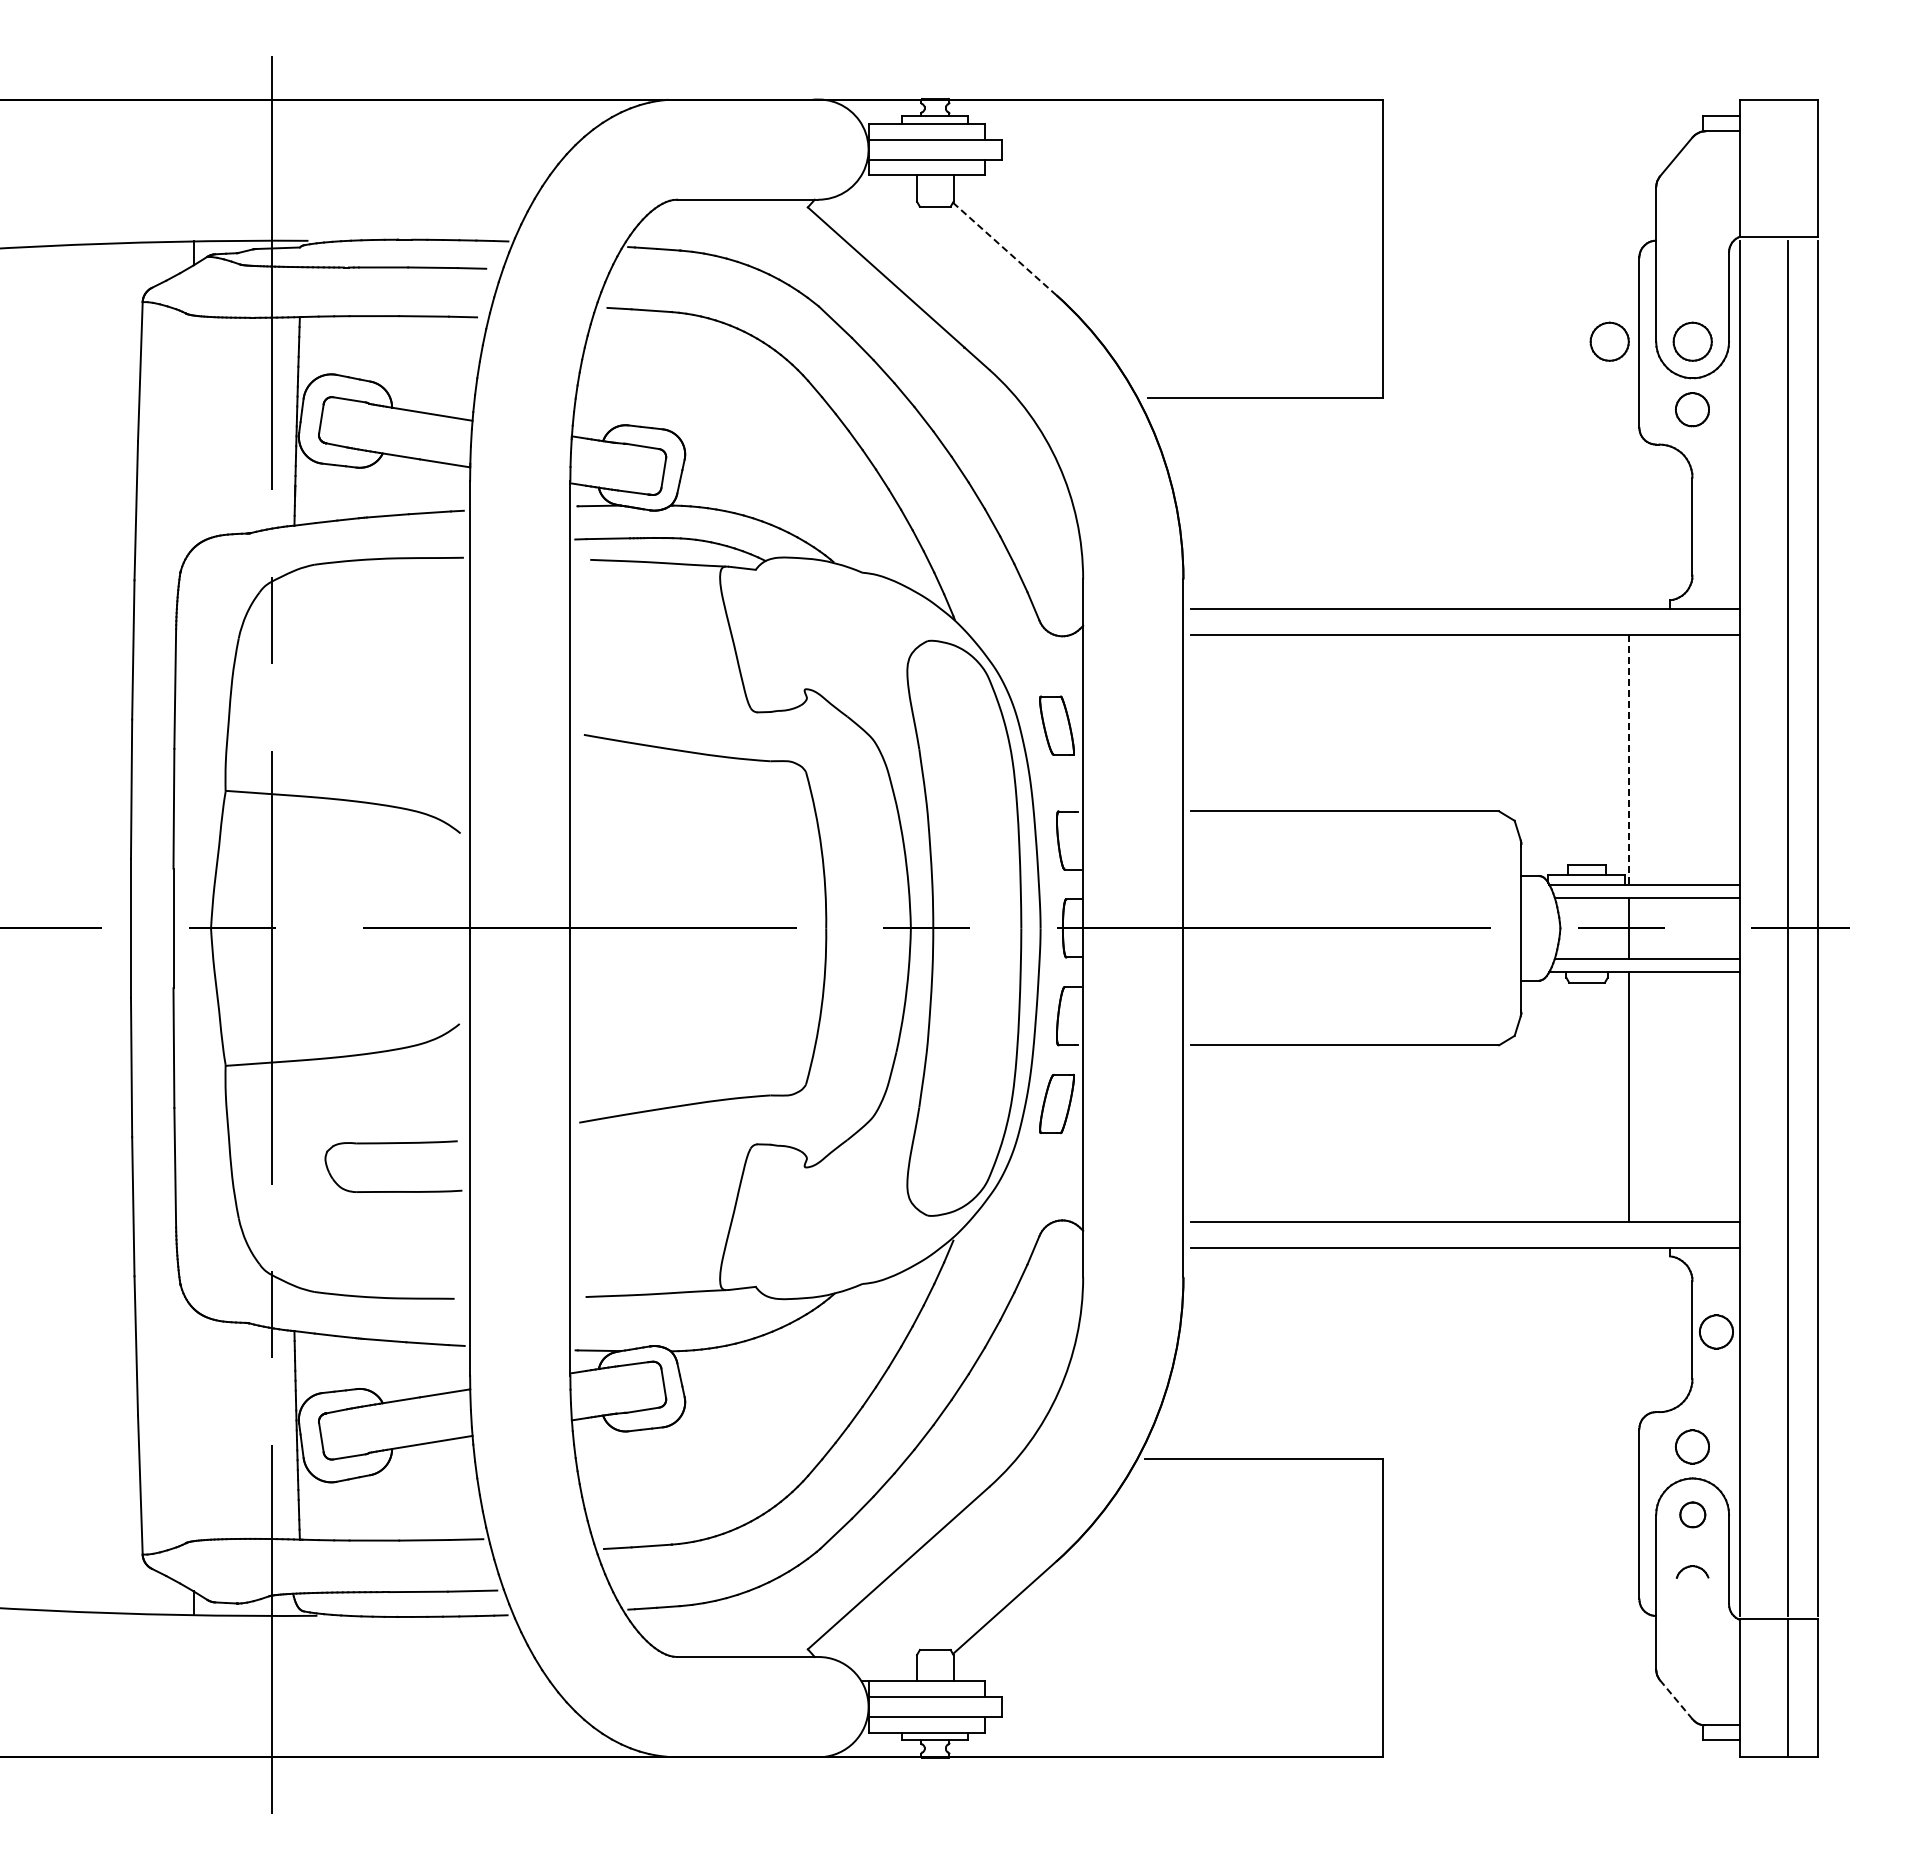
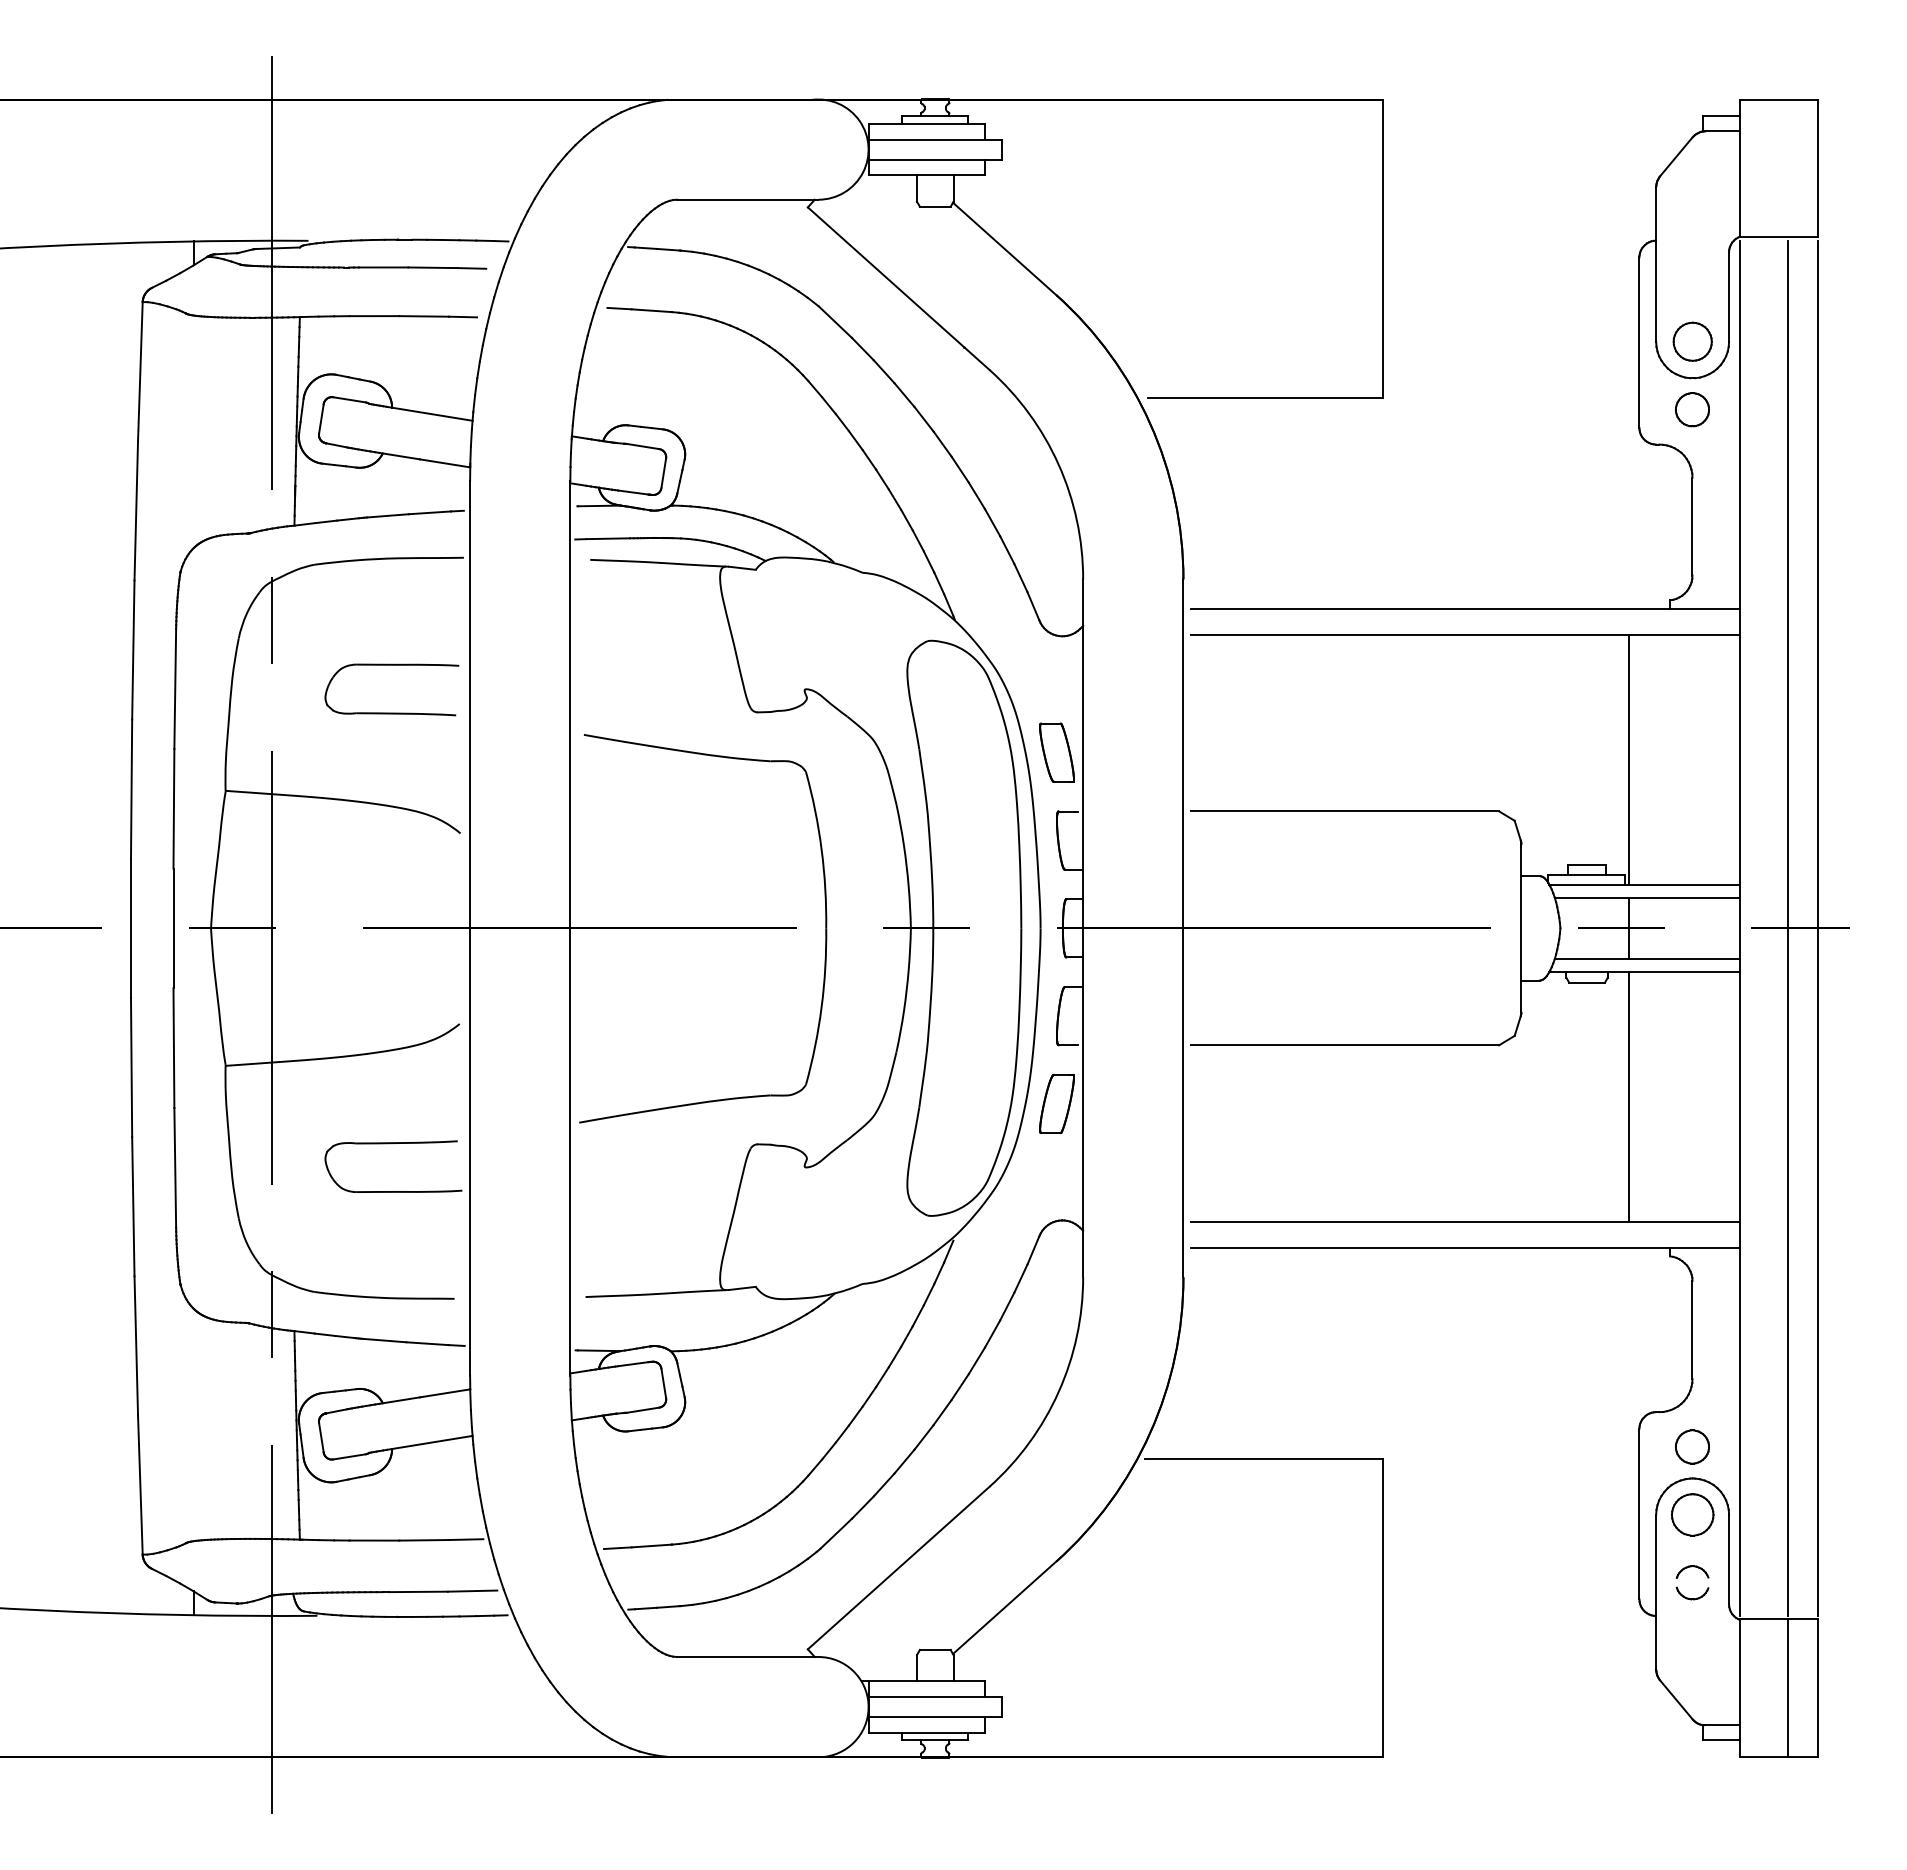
line: dashed -> solid (1005, 249)
part: present -> none (1609, 341)
part: none -> present (391, 712)
part position: (1056, 725) -> (1056, 752) (1056, 752)
line: dashed -> solid (1628, 760)
part: present -> none (1716, 1331)
part size: 28x28 px -> 44x44 px (1692, 1514)
part: none -> present (1692, 1593)
line: dashed -> solid (1676, 1700)
